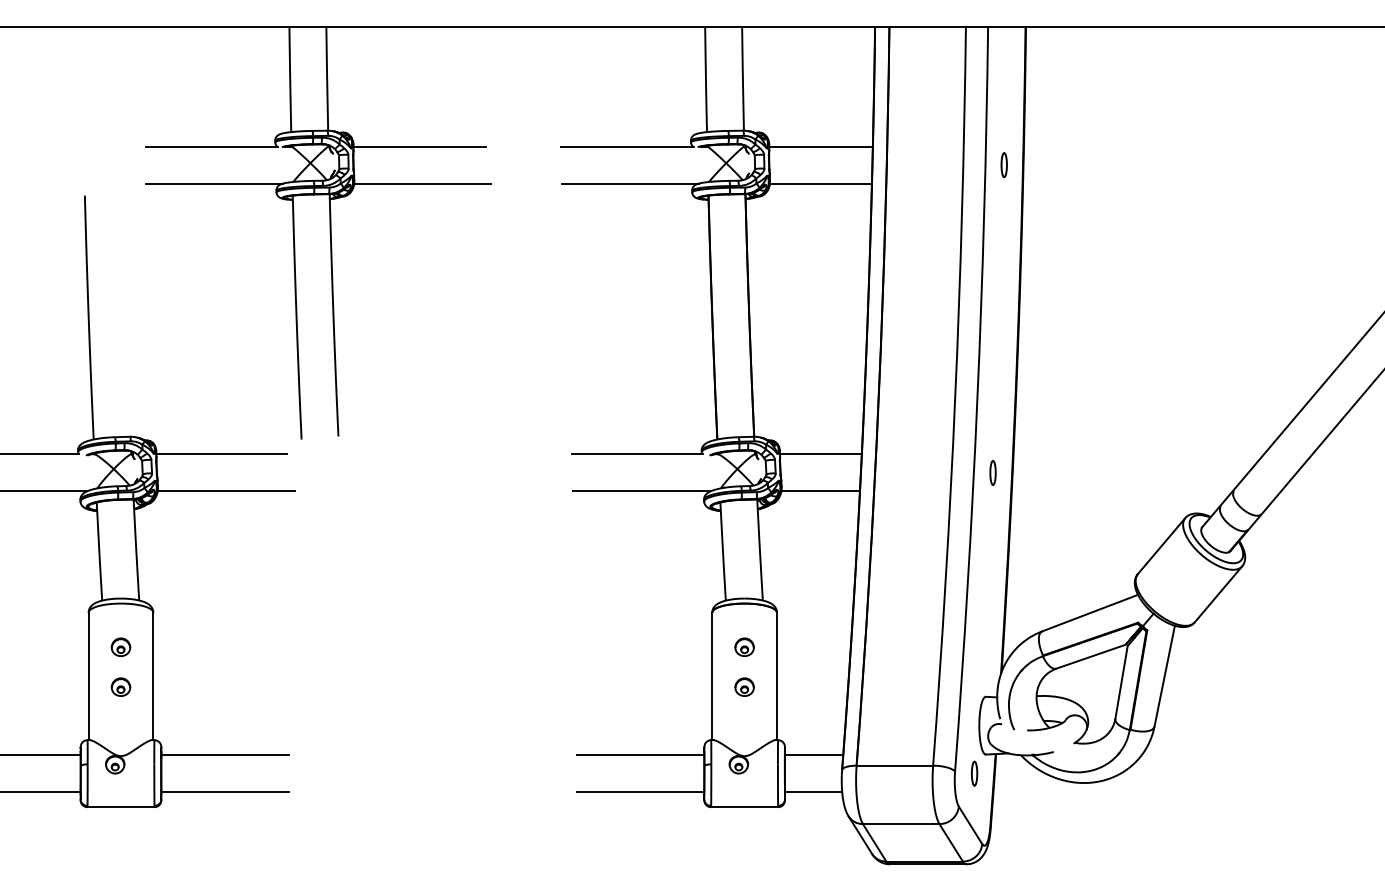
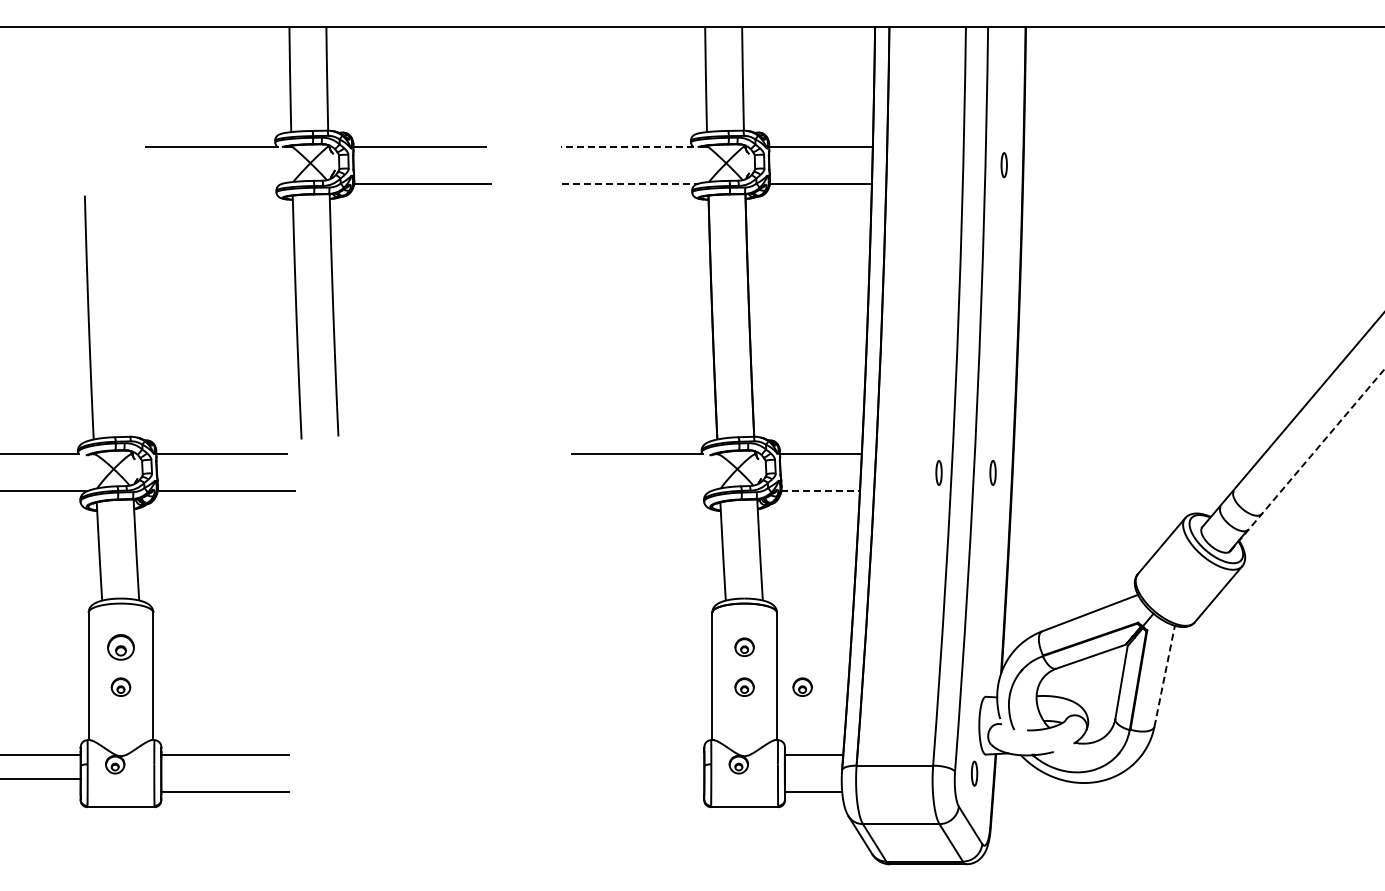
line: solid -> dashed (626, 146)
line: present -> none (214, 183)
line: solid -> dashed (630, 183)
line: solid -> dashed (1307, 459)
part: none -> present (938, 472)
line: present -> none (641, 491)
line: solid -> dashed (821, 491)
part size: 22x20 px -> 28x27 px (120, 647)
line: solid -> dashed (1164, 676)
part: none -> present (802, 686)
line: present -> none (640, 755)
line position: (41, 792) -> (41, 779) (41, 779)
line: present -> none (640, 792)
